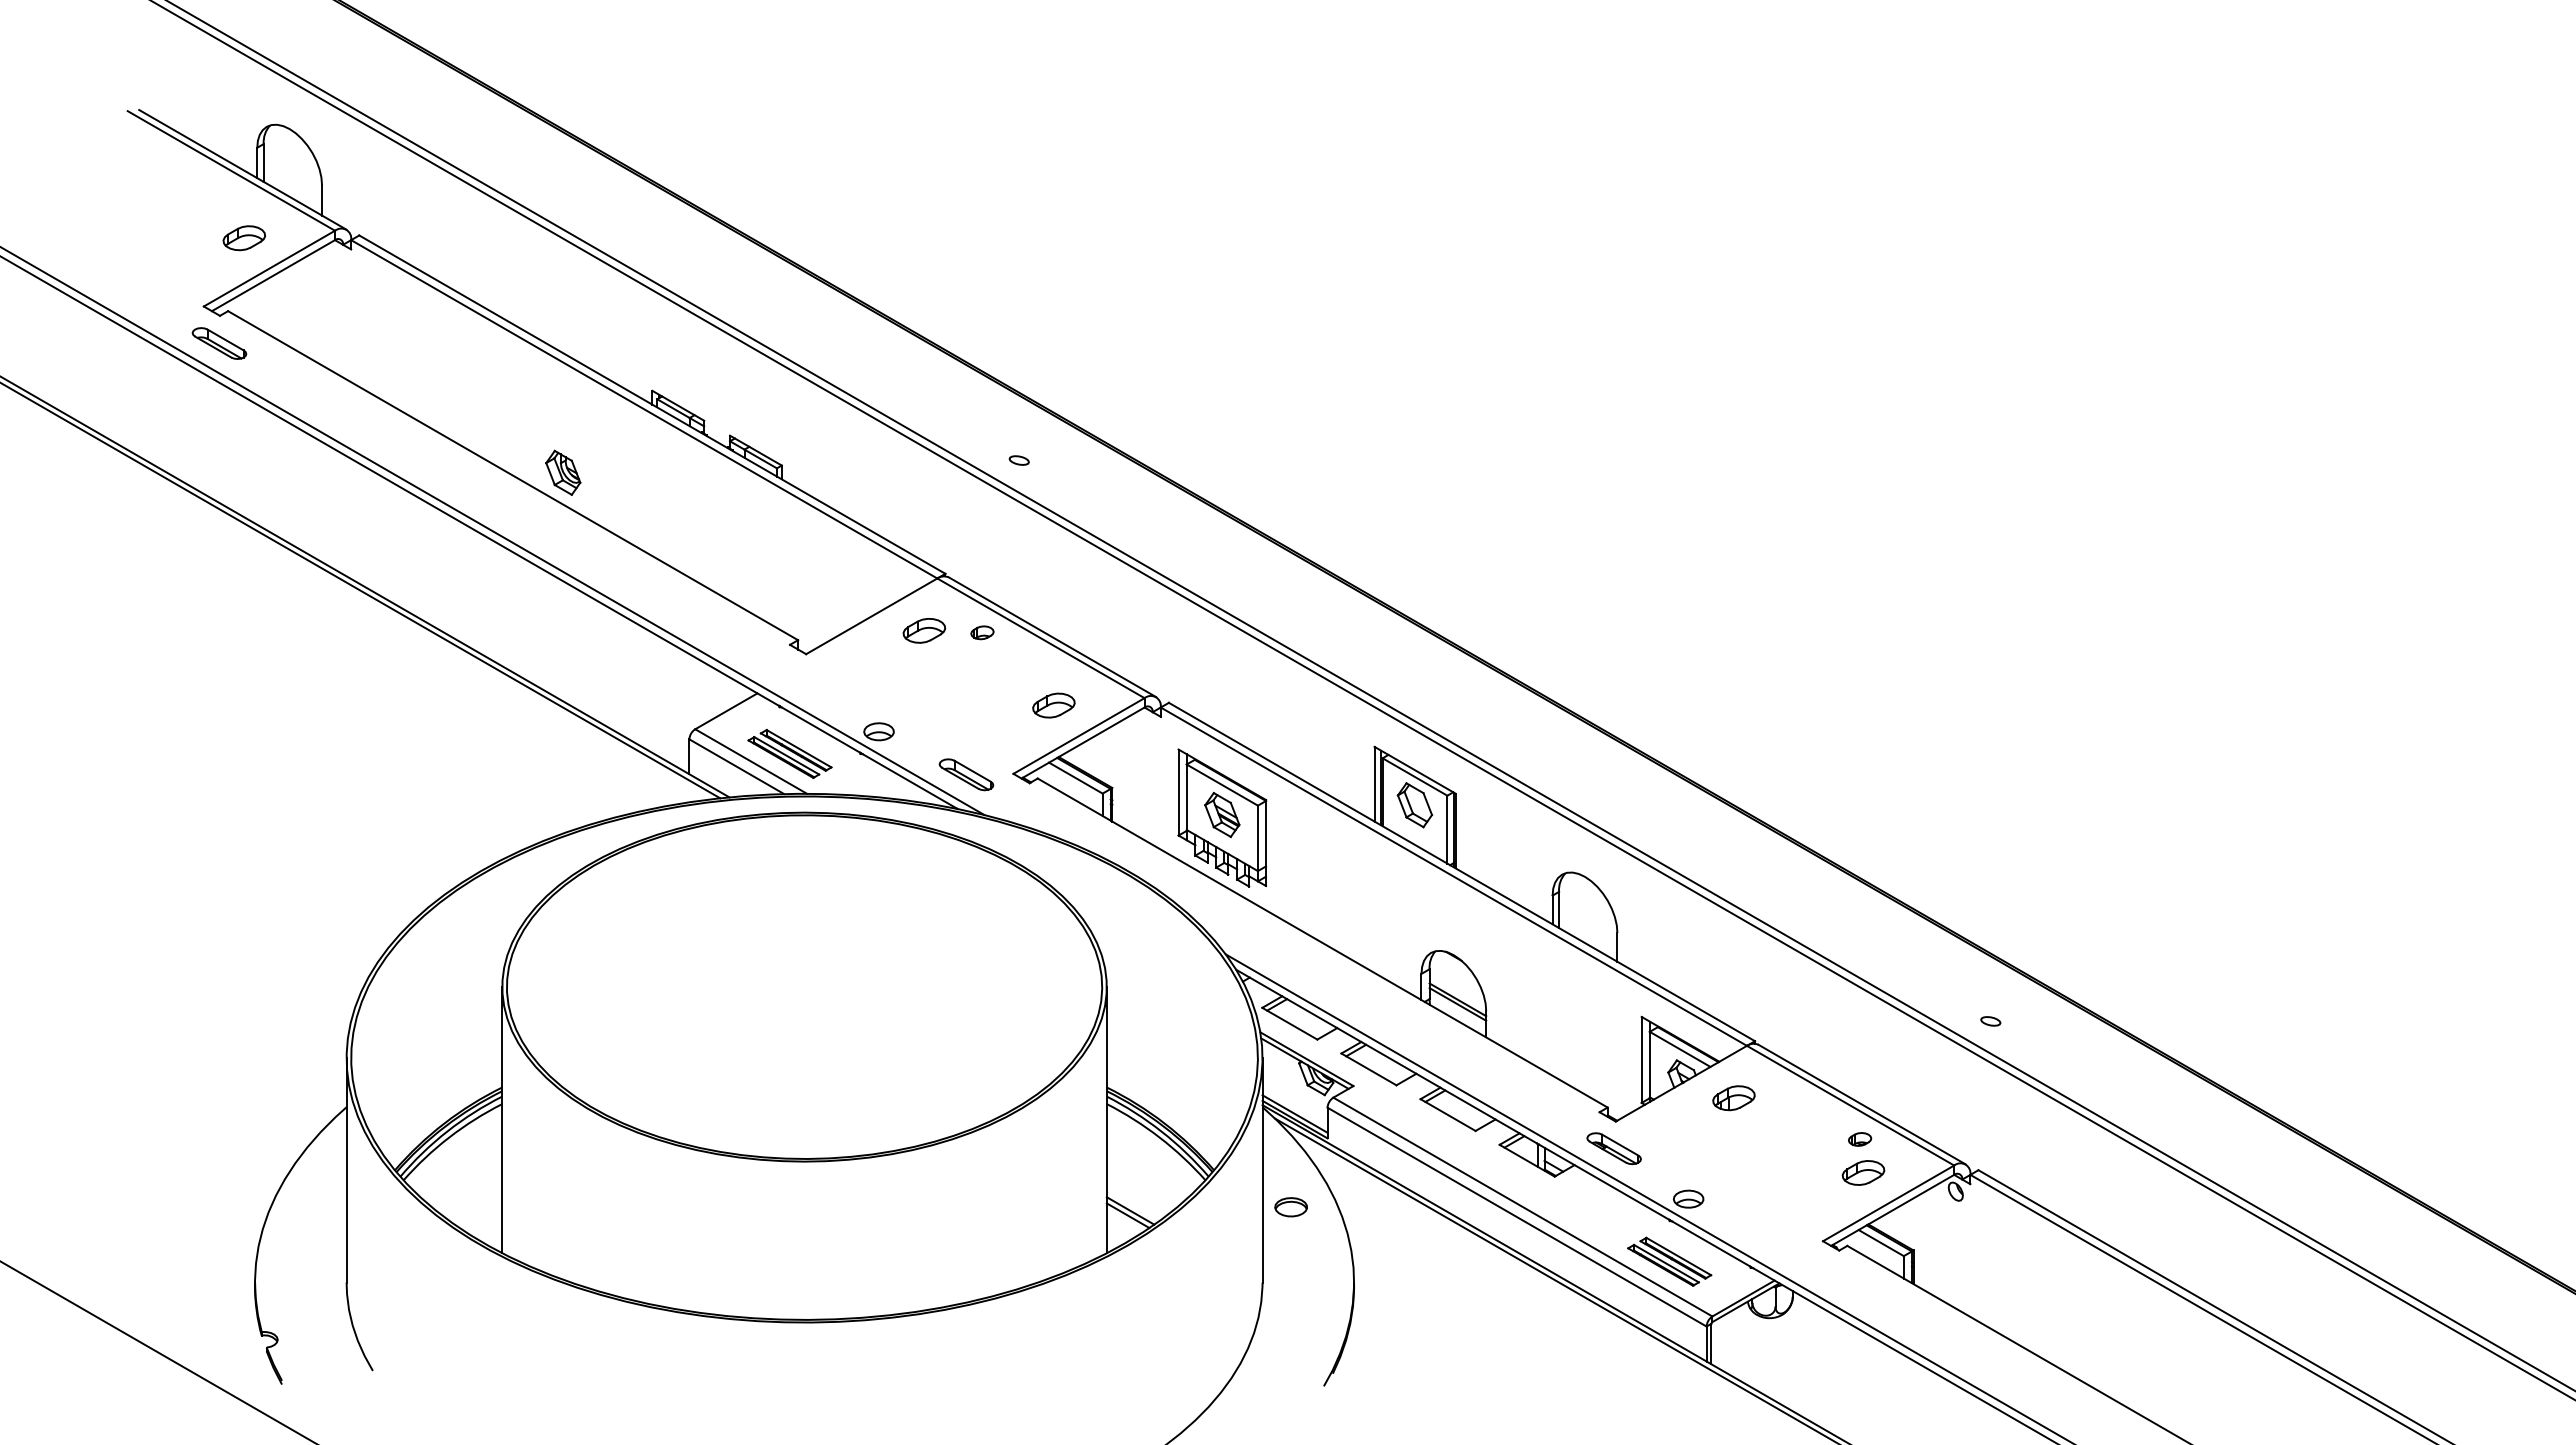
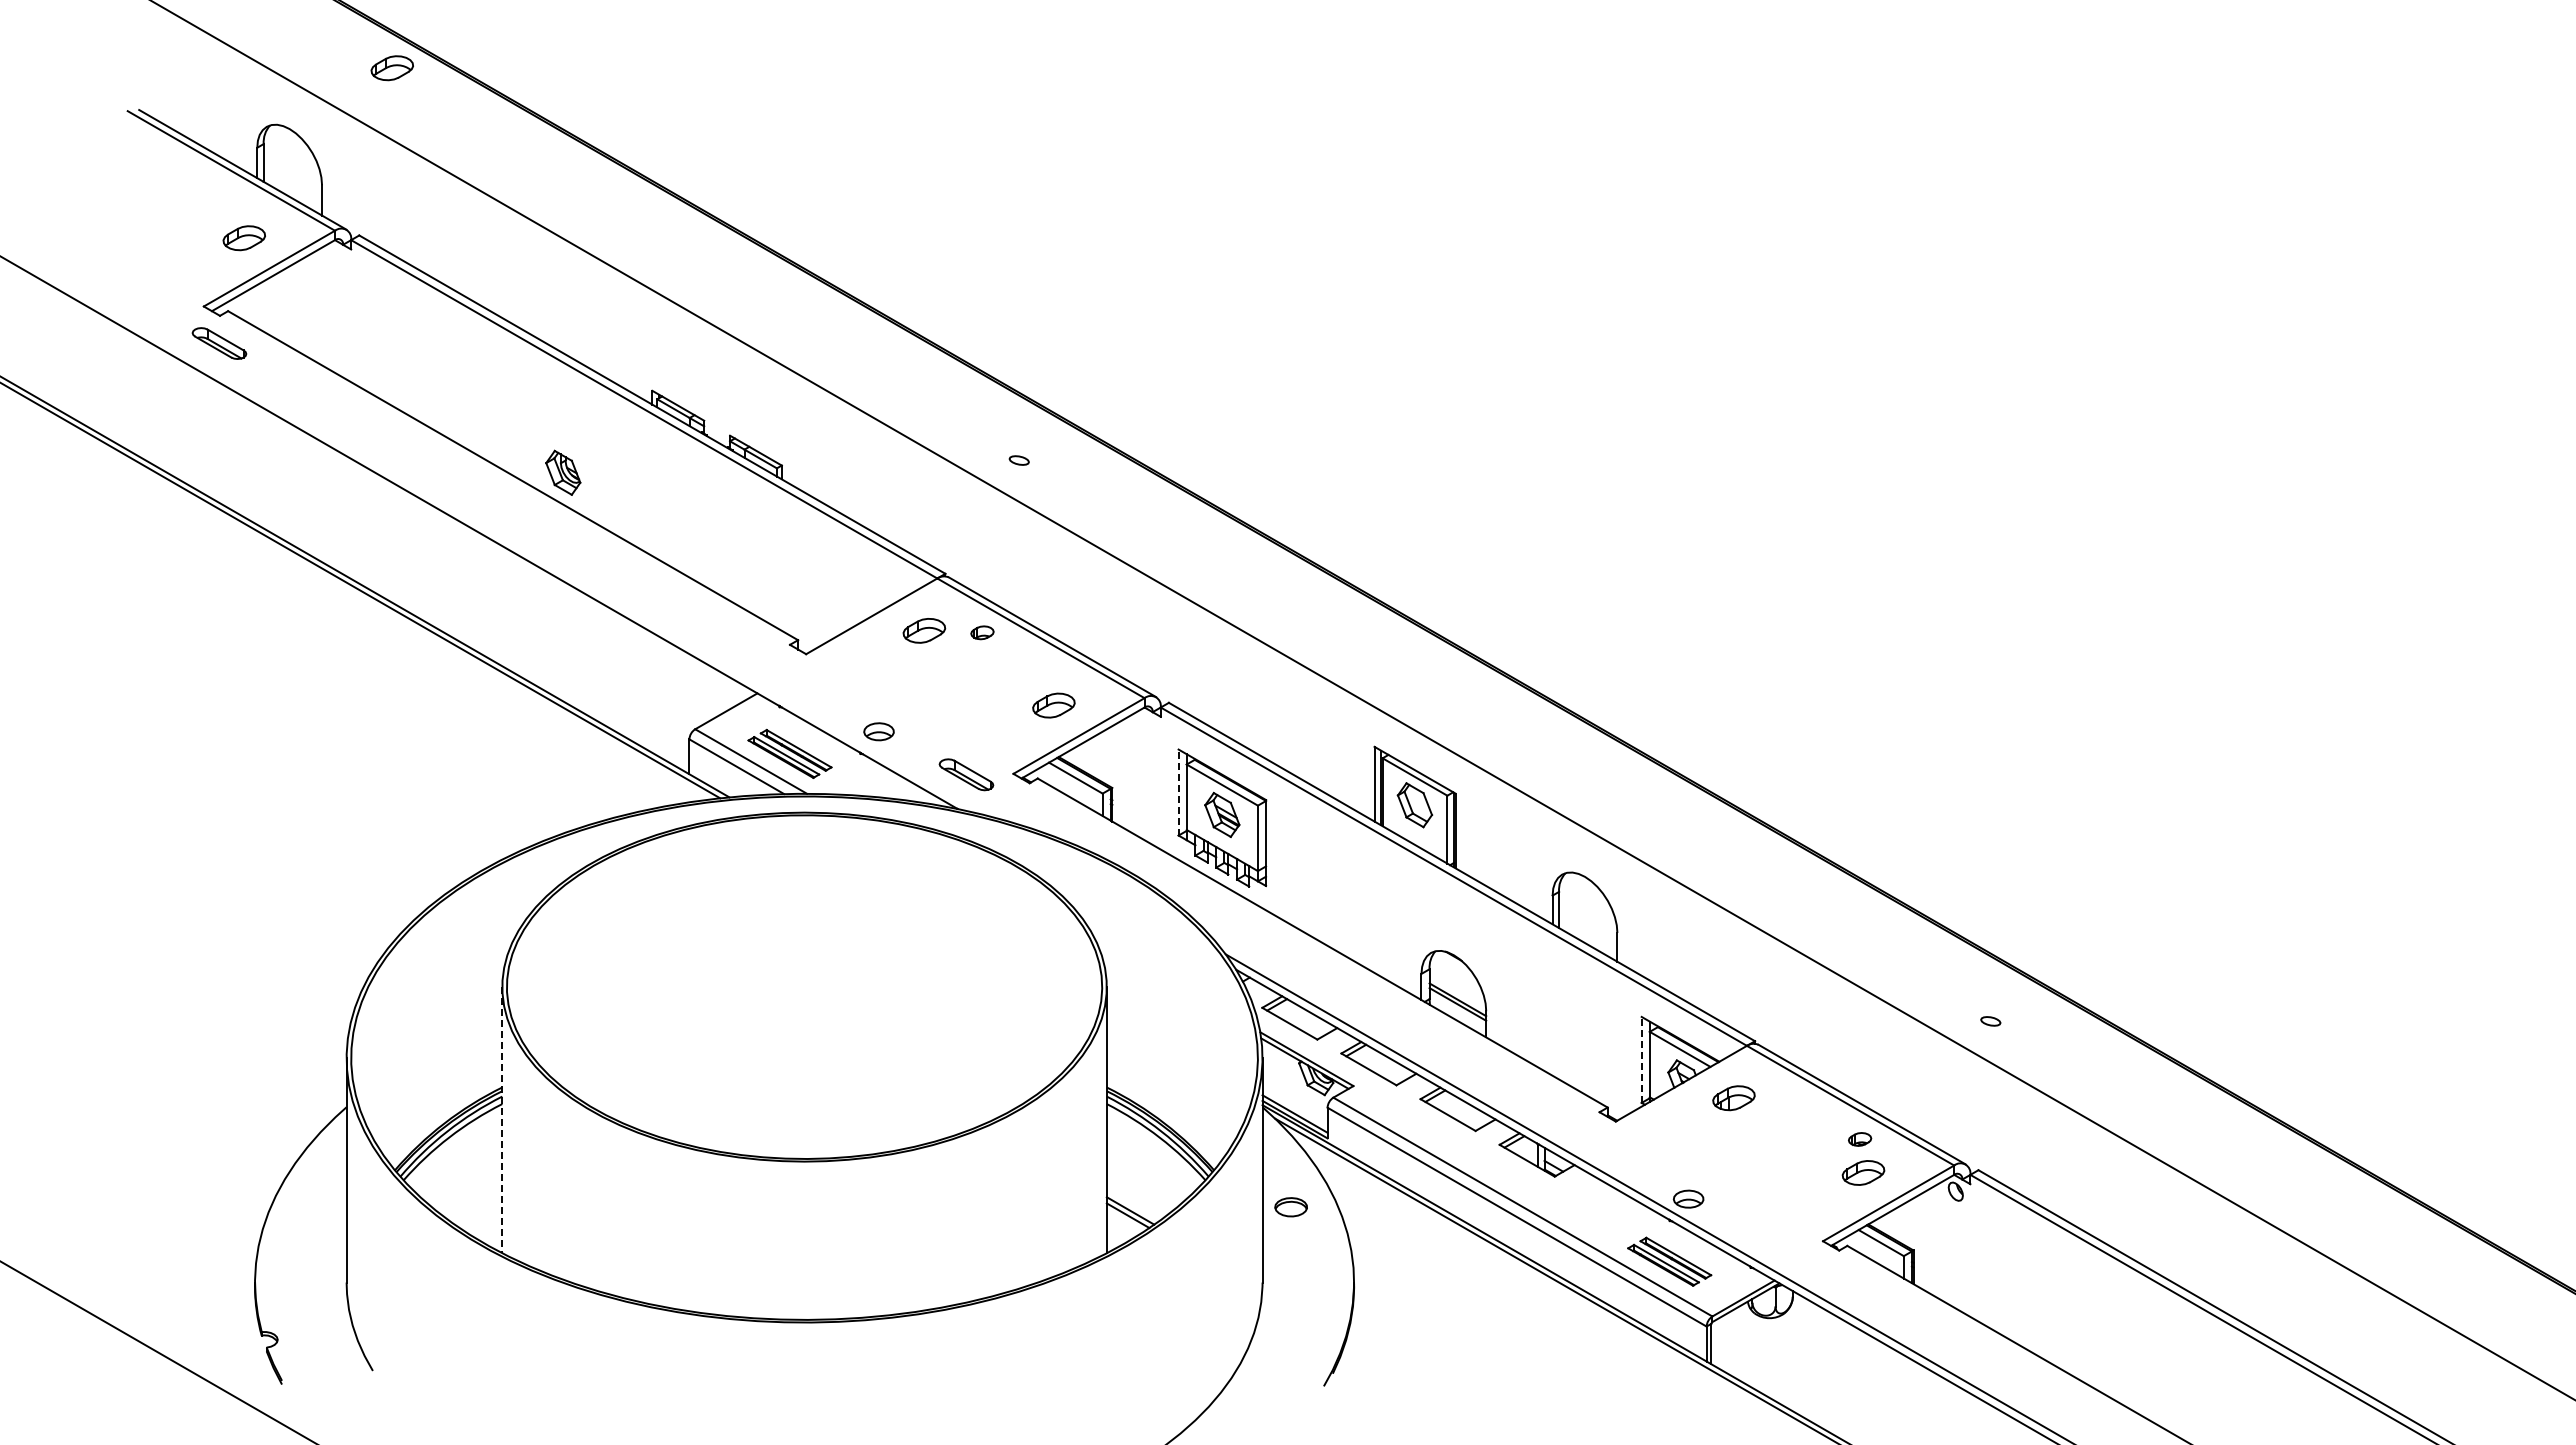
part: none -> present (391, 68)
line: present -> none (493, 531)
line: present -> none (1370, 695)
line: solid -> dashed (1178, 792)
line: solid -> dashed (1641, 1059)
line: solid -> dashed (502, 1120)
part: present -> none (1613, 1148)
